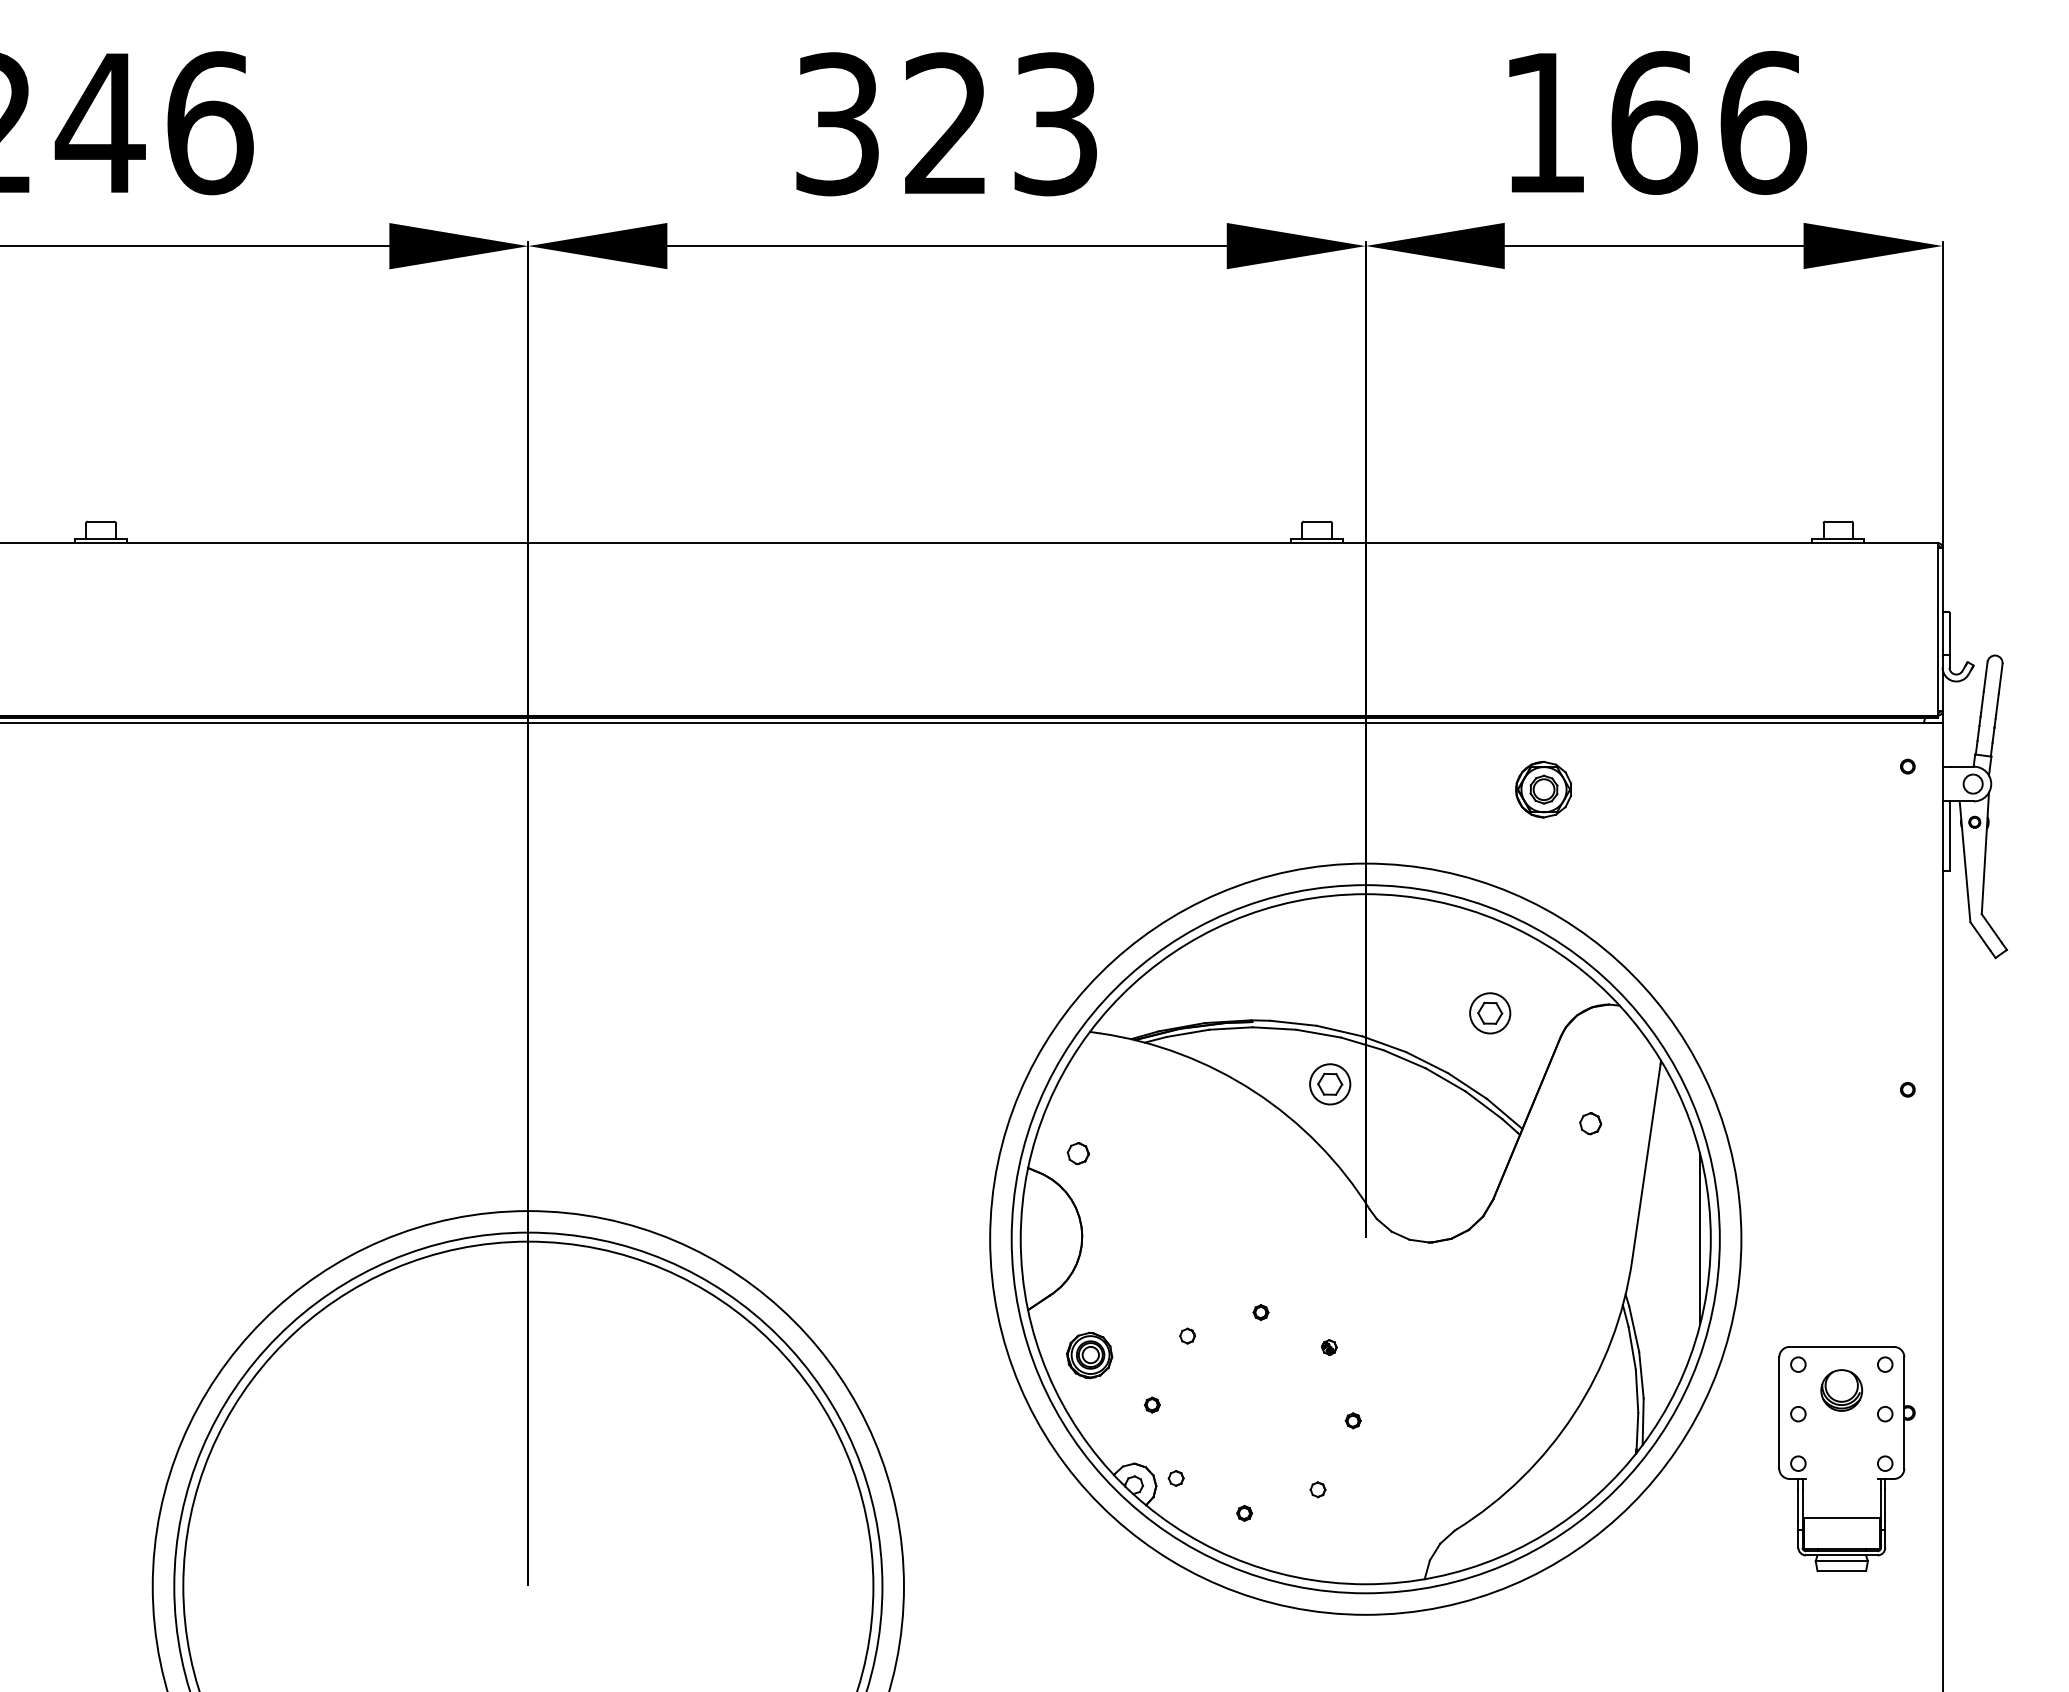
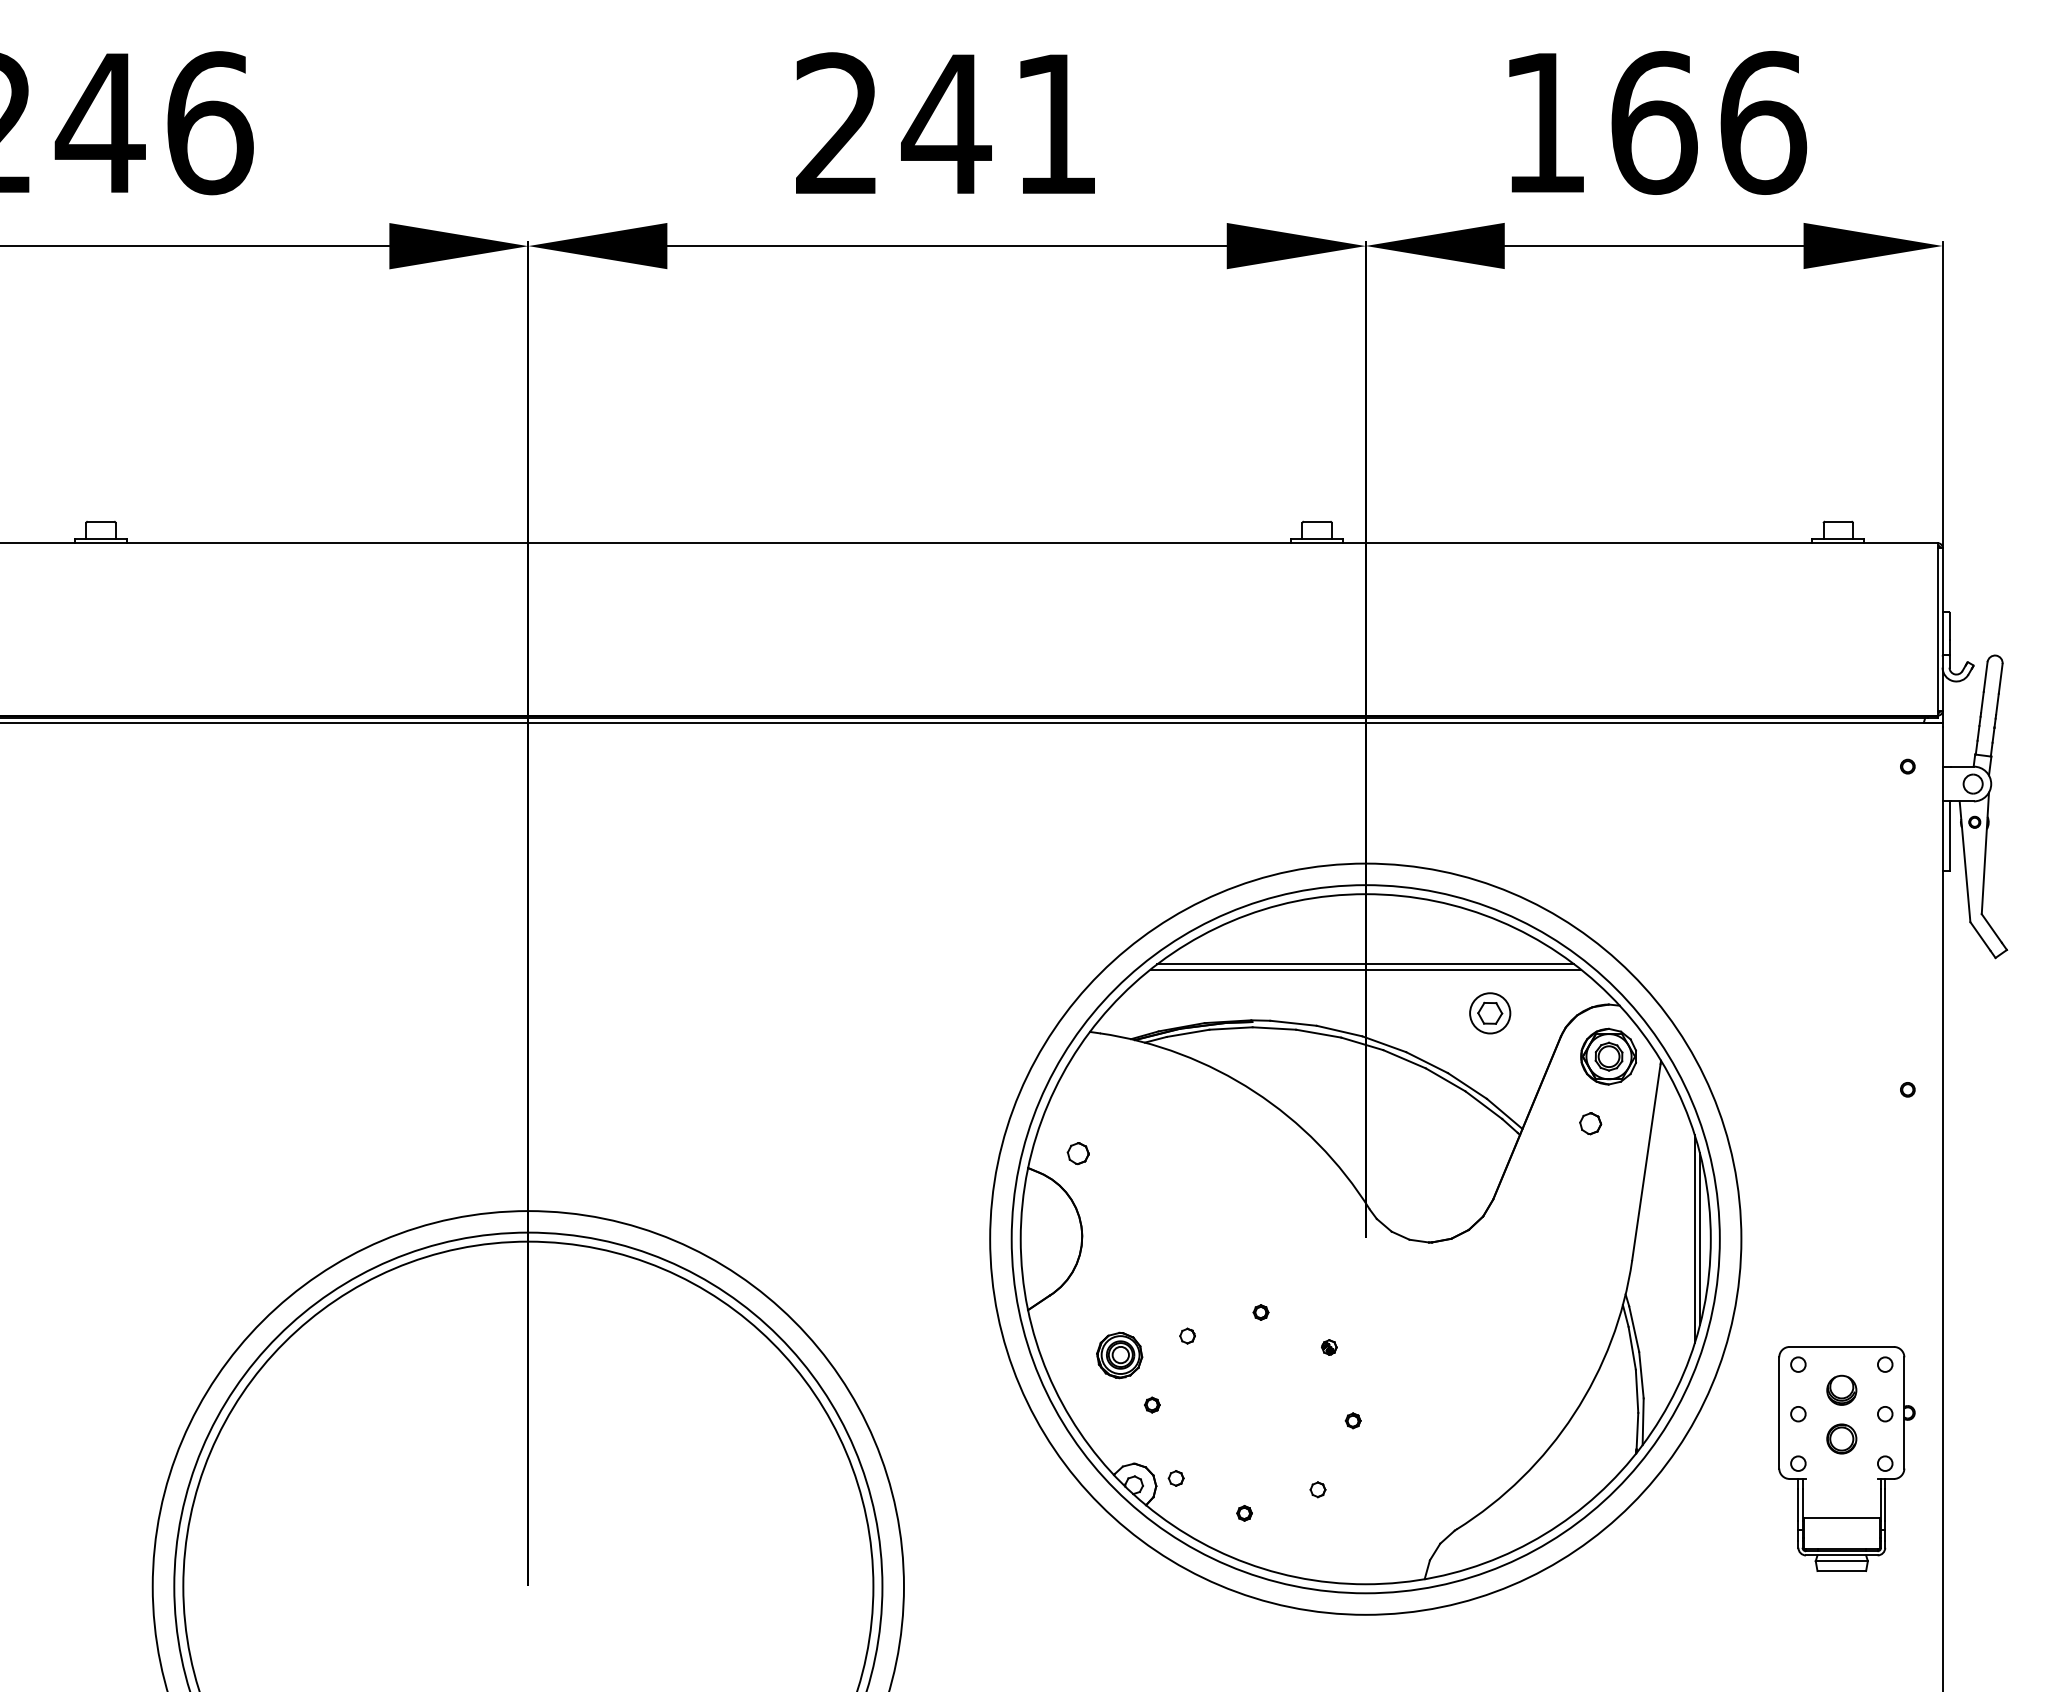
text: 323 -> 241 (946, 124)
part position: (1543, 789) -> (1608, 1056) (1608, 1056)
line: none -> present (1365, 964)
line: none -> present (1365, 969)
part: present -> none (1330, 1084)
line: none -> present (1694, 1239)
part position: (1089, 1355) -> (1119, 1355) (1119, 1355)
part size: 44x43 px -> 32x32 px (1841, 1389)
part: none -> present (1841, 1438)
